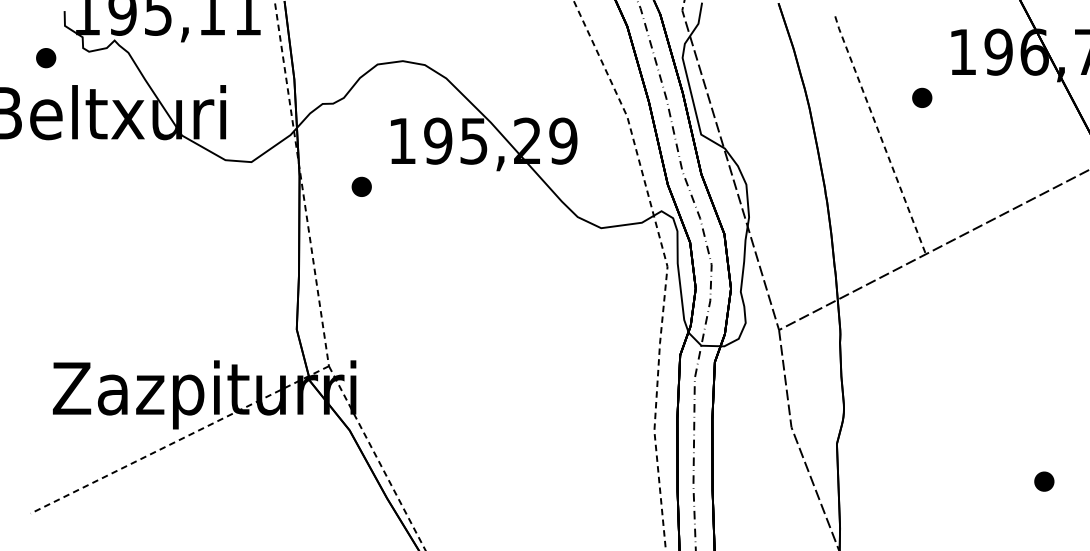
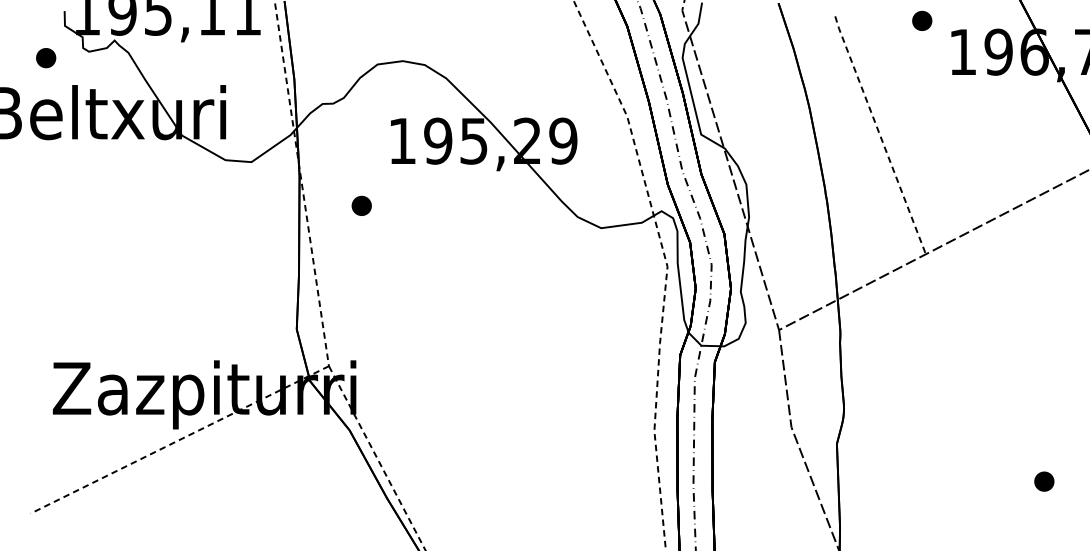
part position: (922, 97) -> (922, 20) (922, 20)
part position: (361, 186) -> (361, 205) (361, 205)
